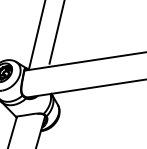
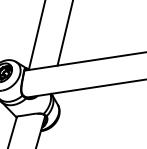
line position: (56, 32) -> (64, 33) (64, 33)
